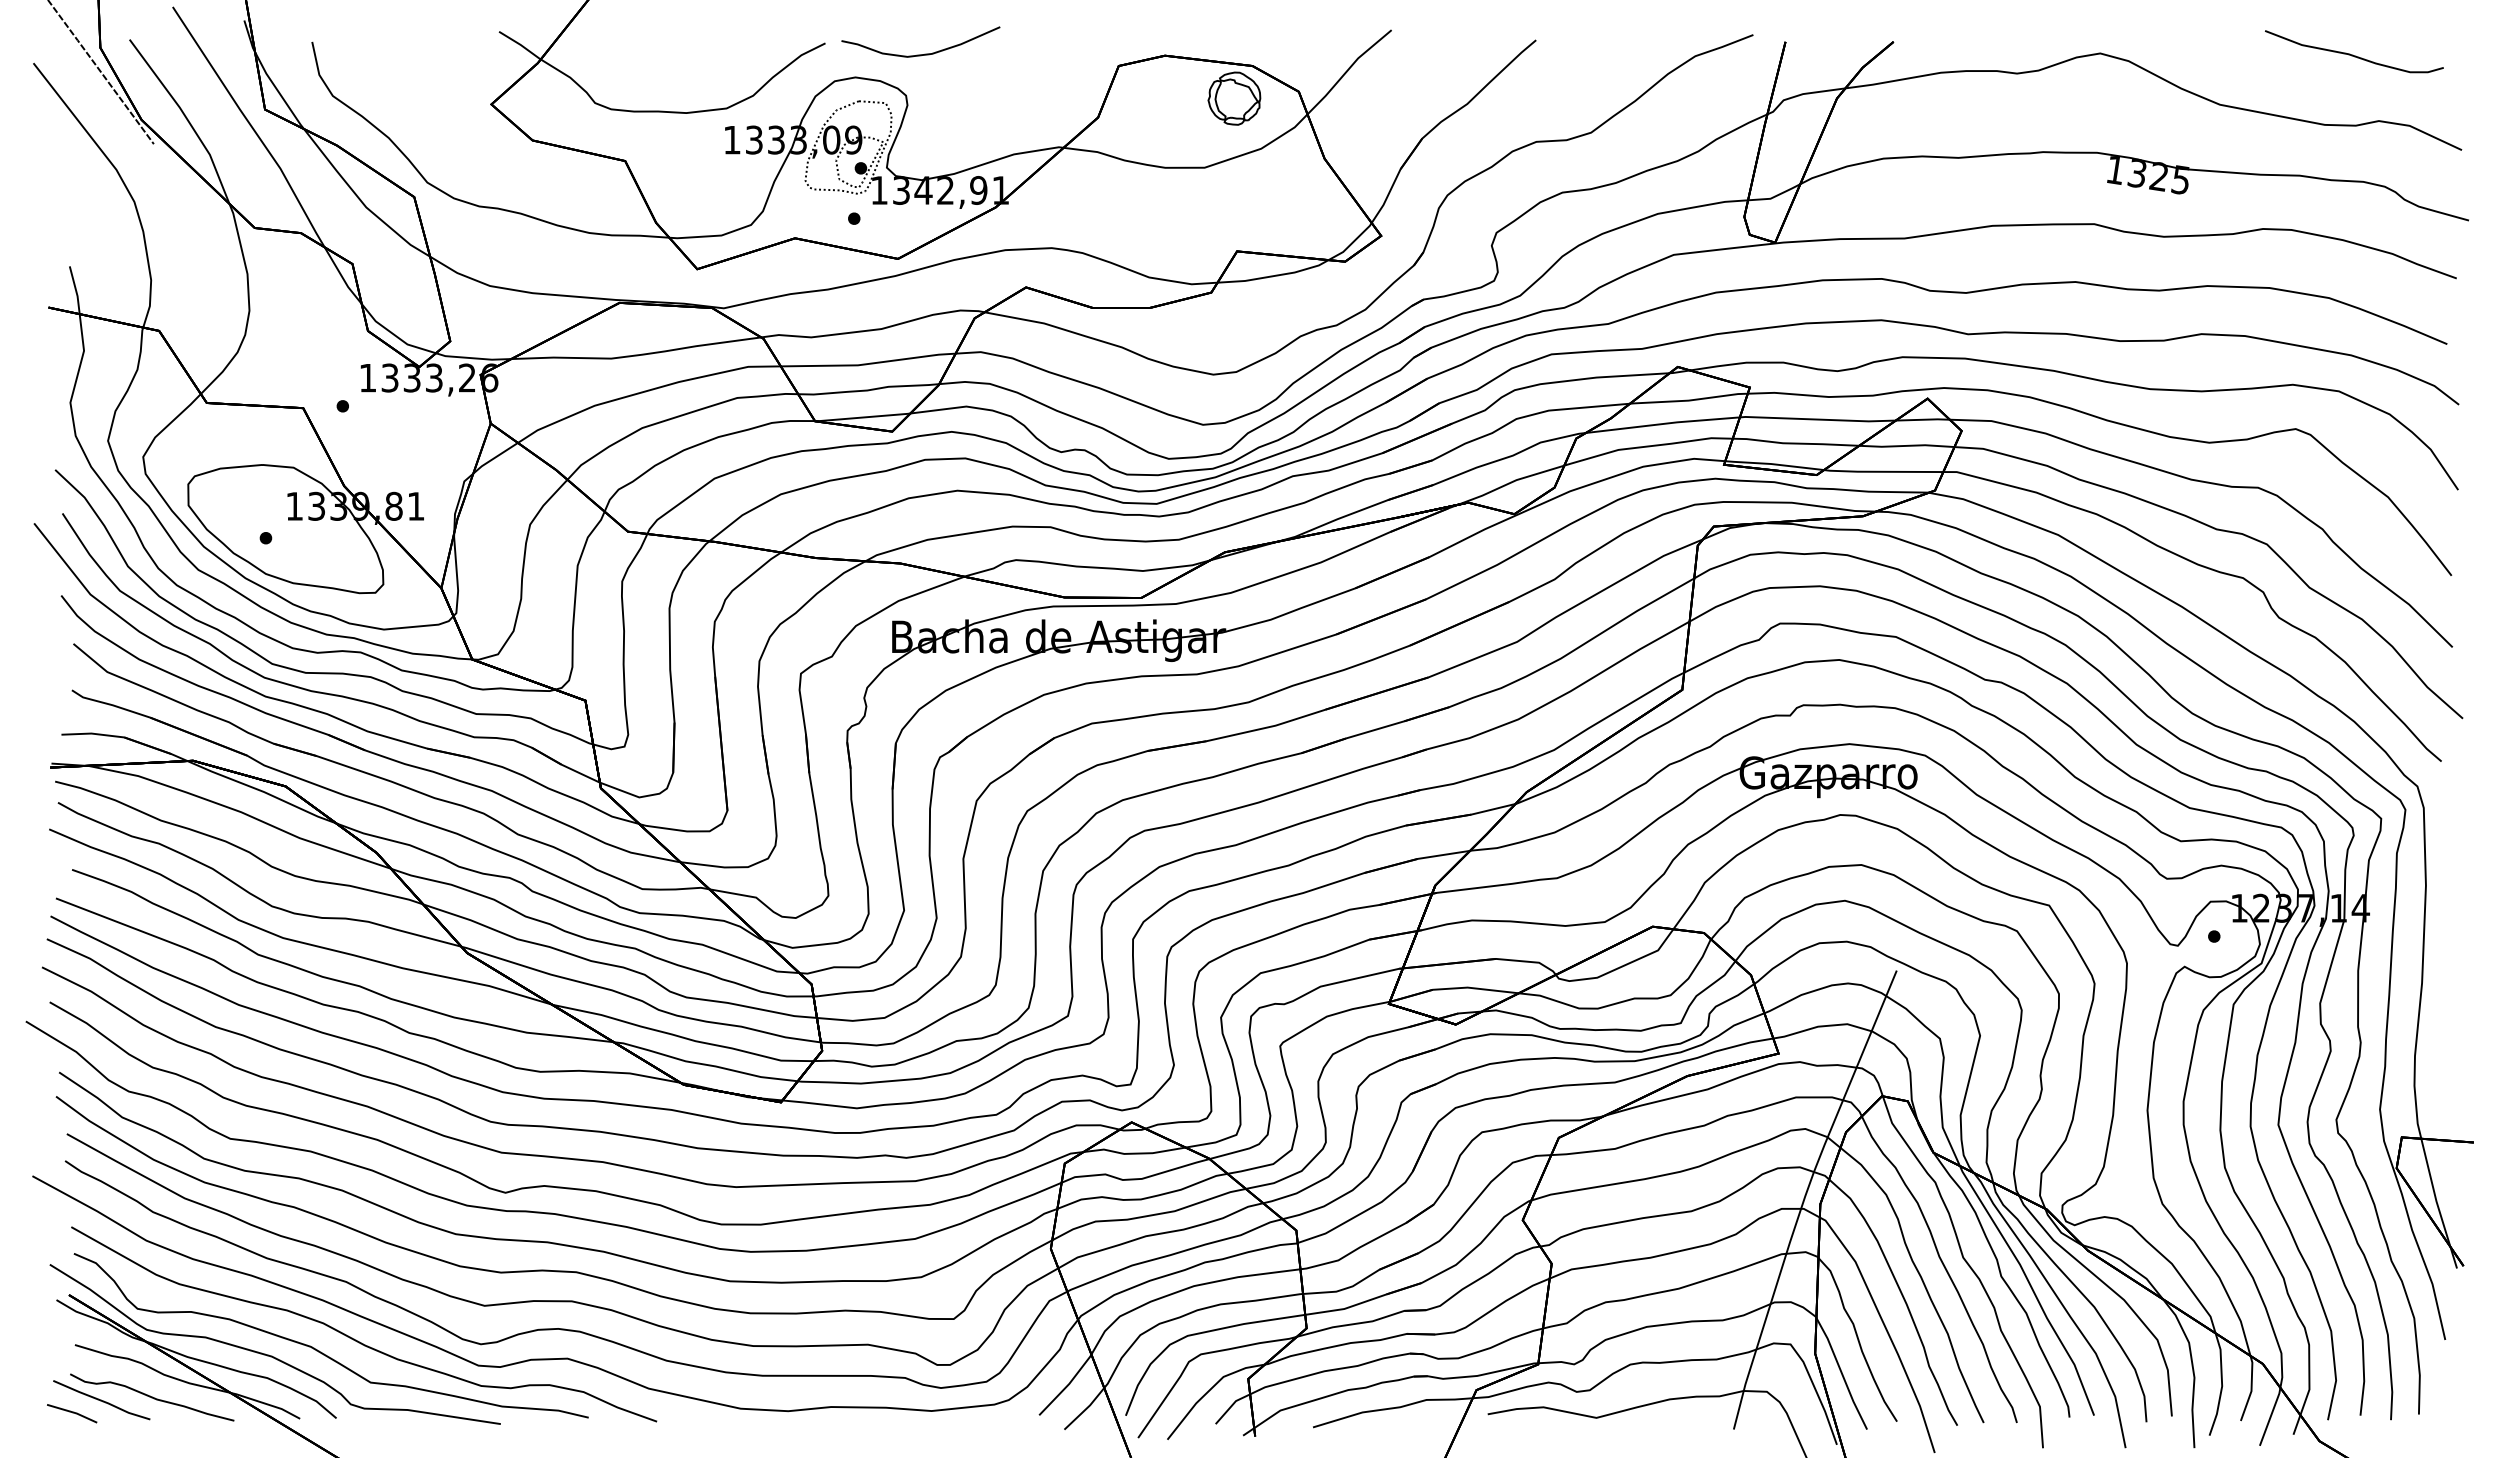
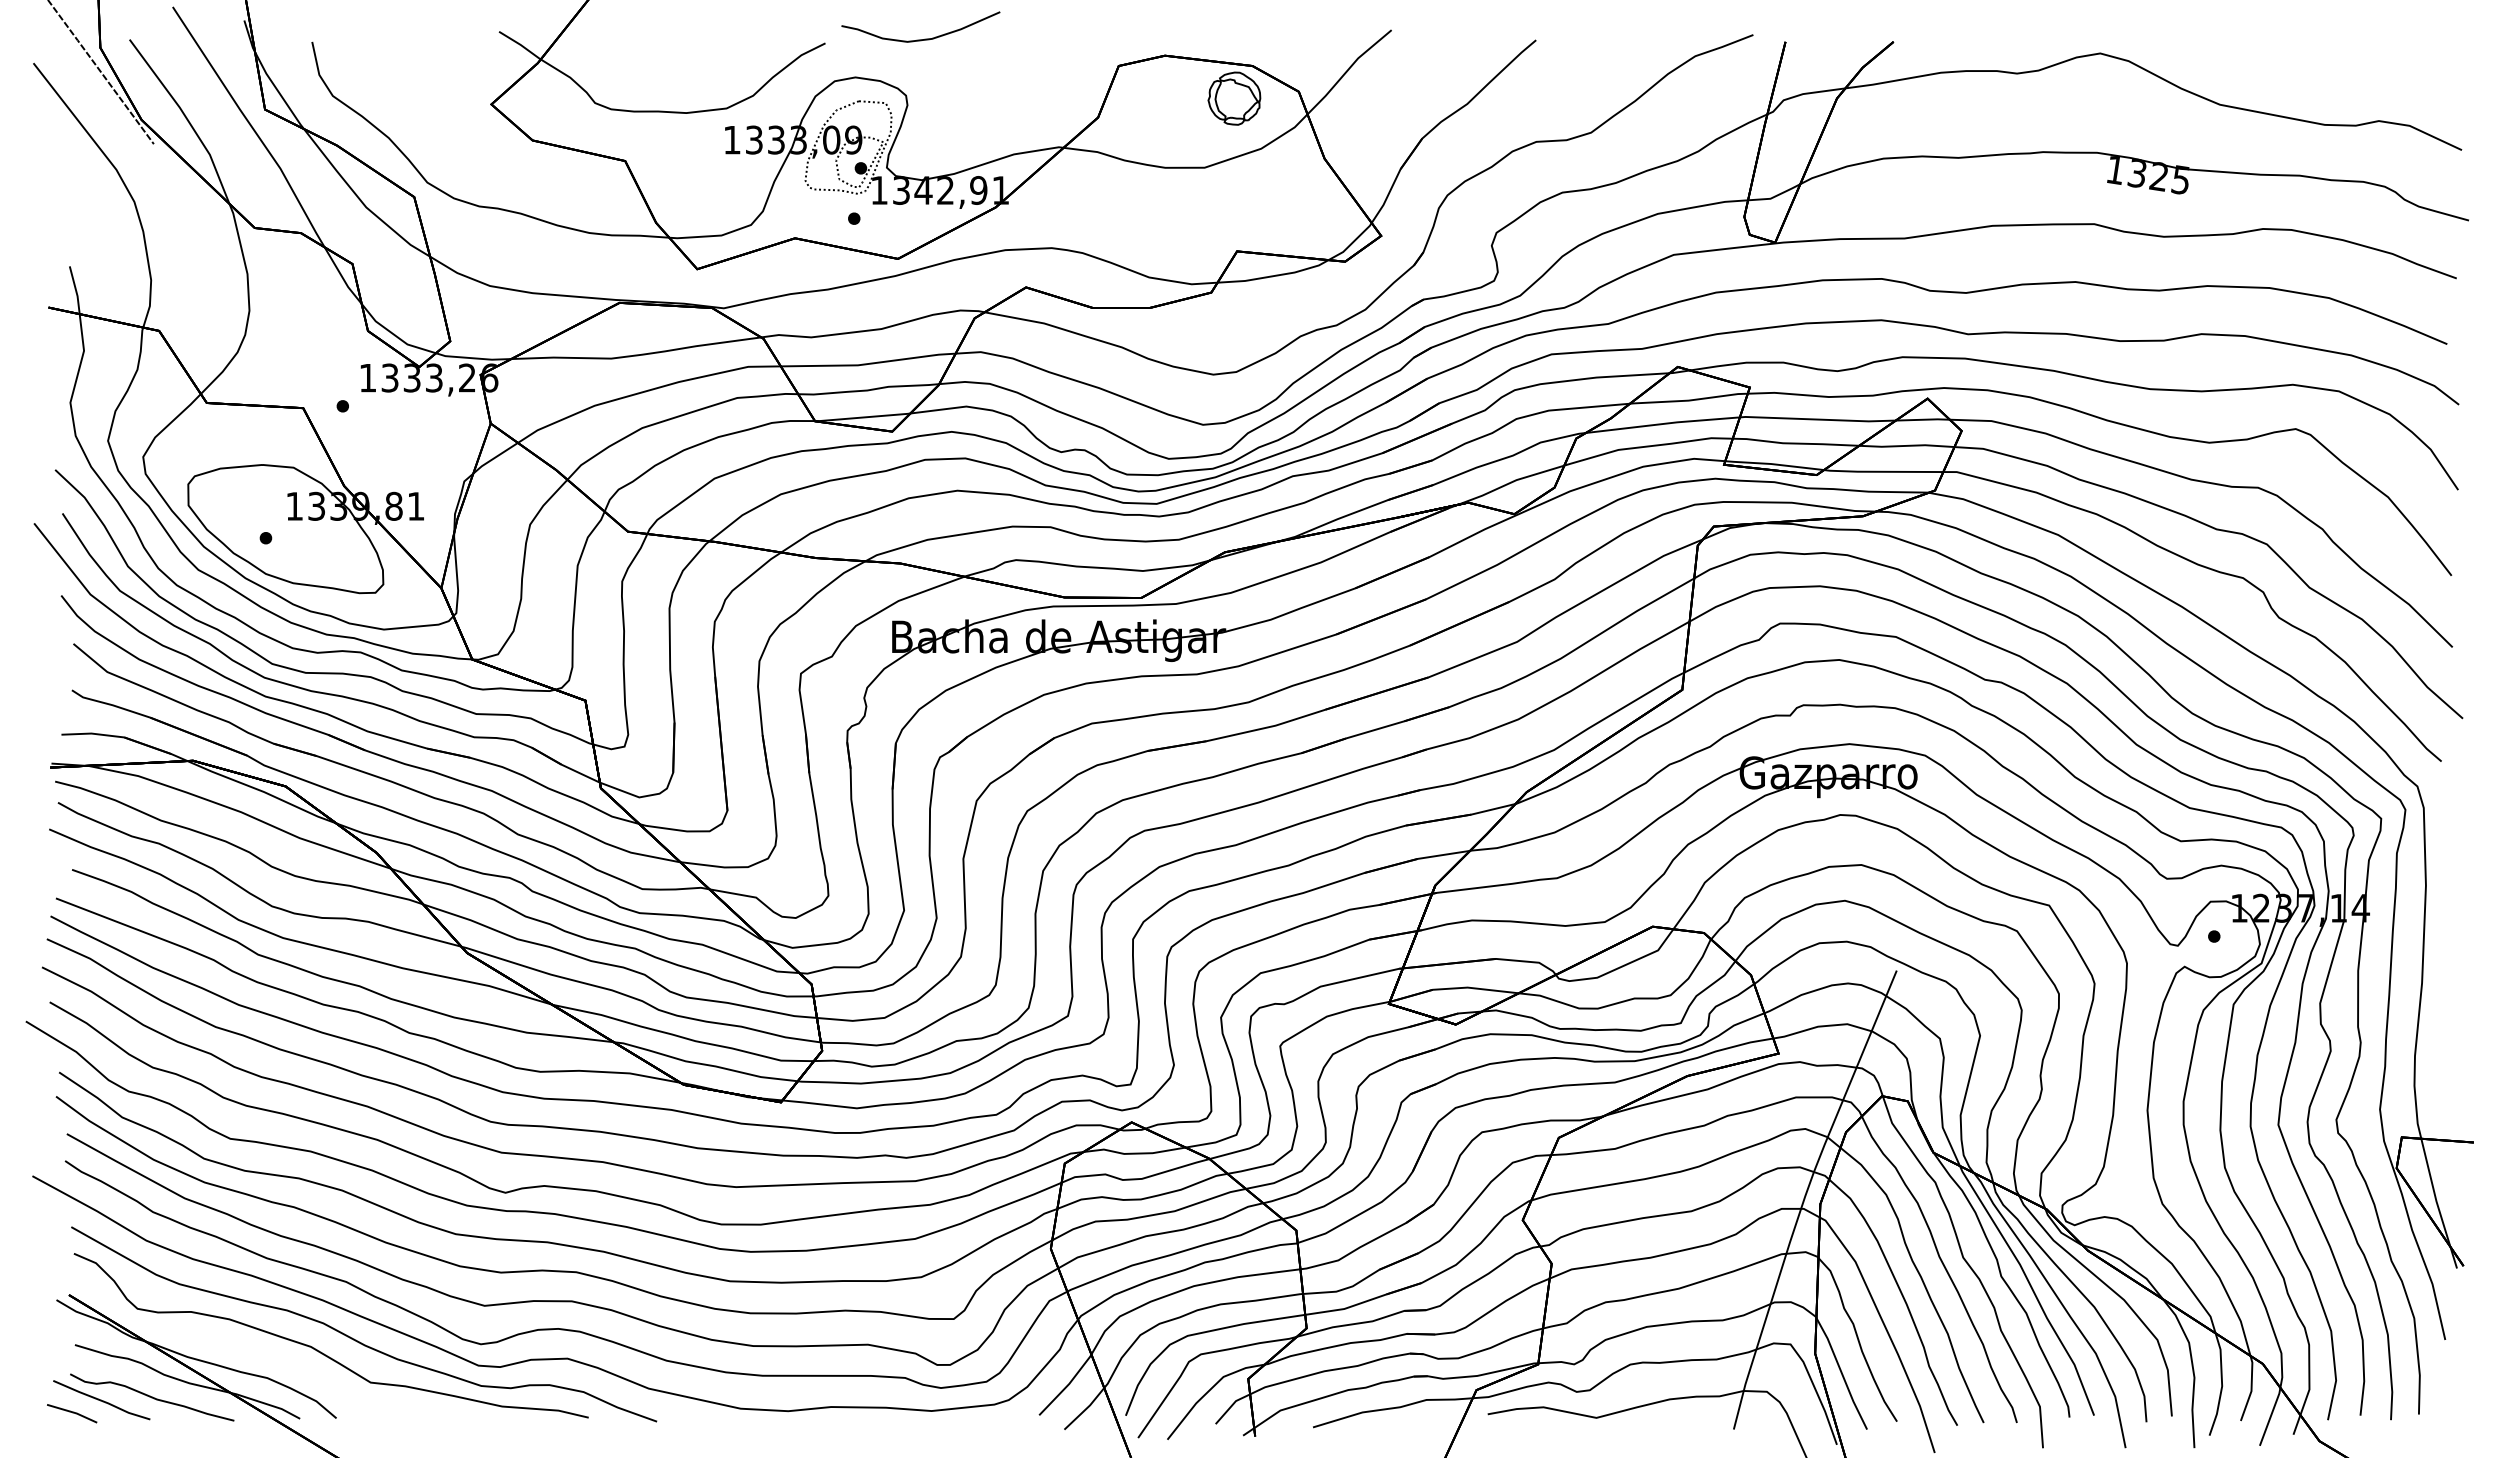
curve position: (924, 53) -> (924, 38) (924, 38)
curve: present -> none (2353, 54)
curve: present -> none (272, 1355)
